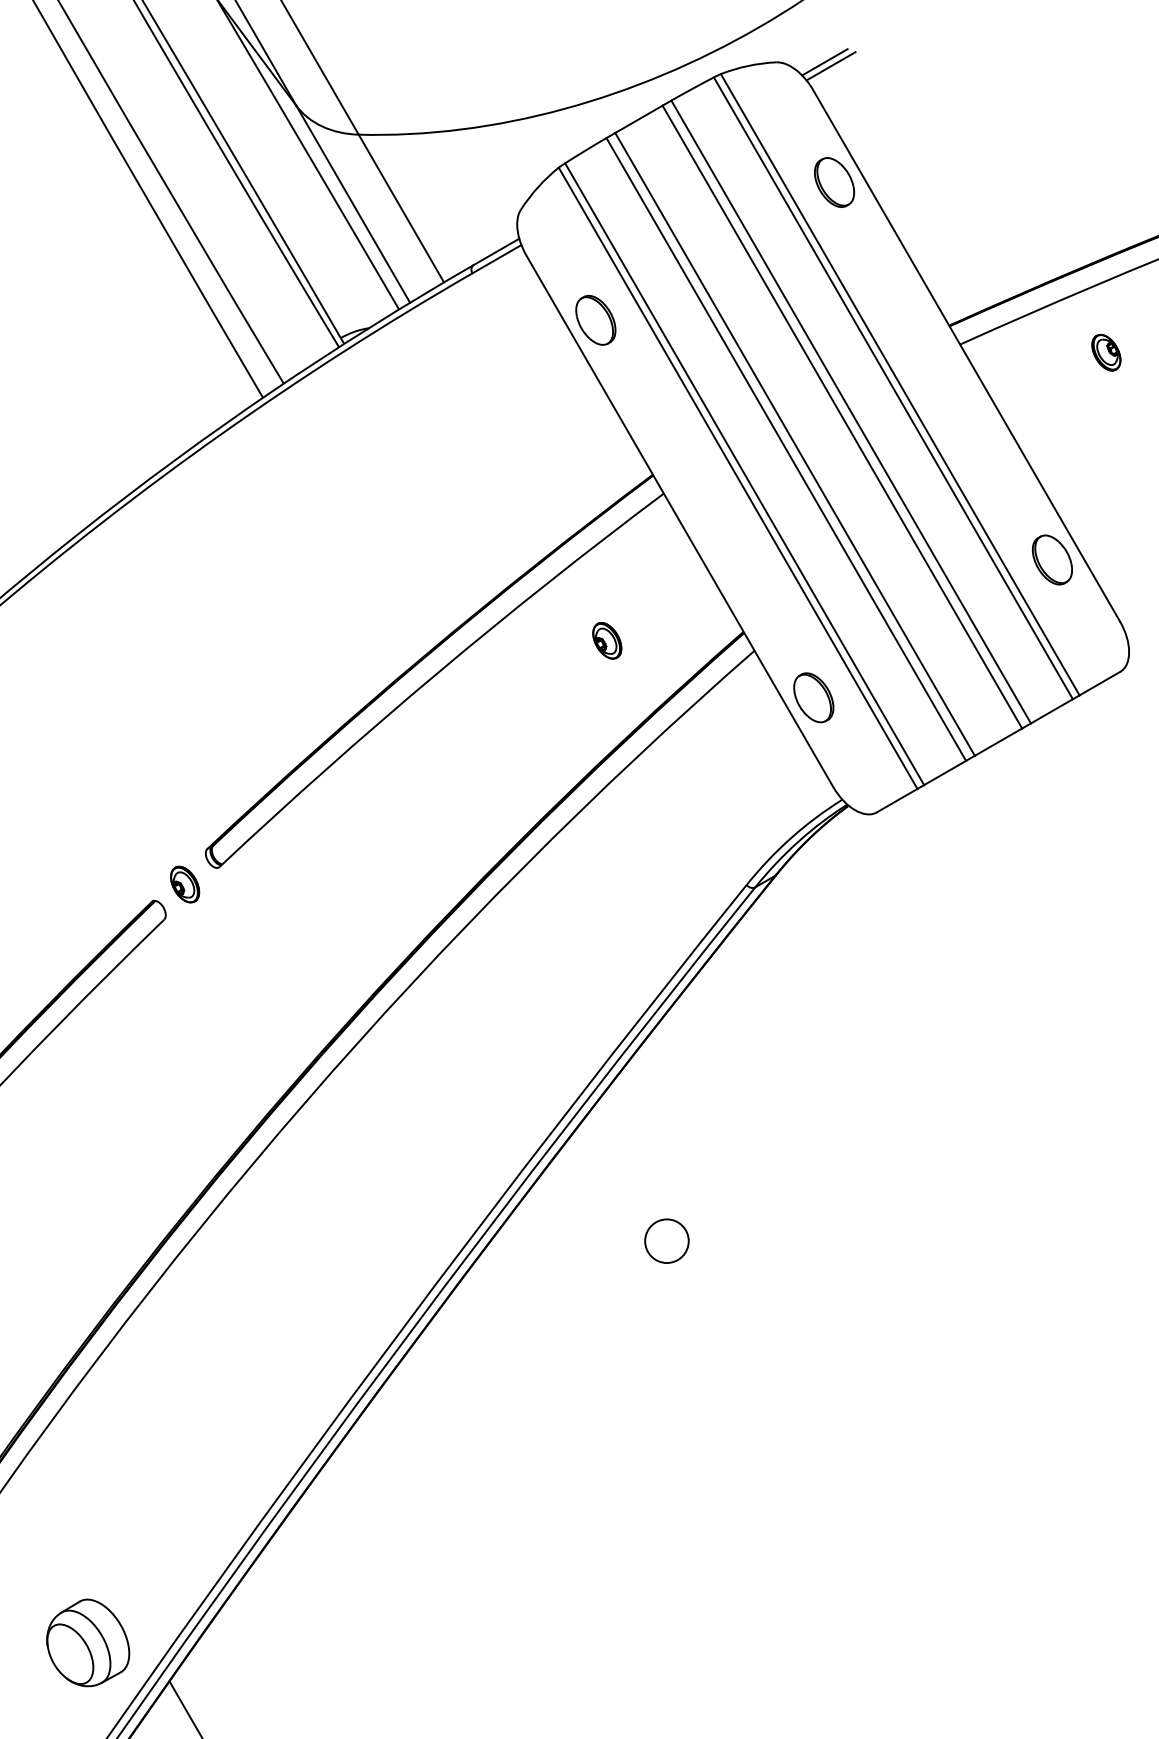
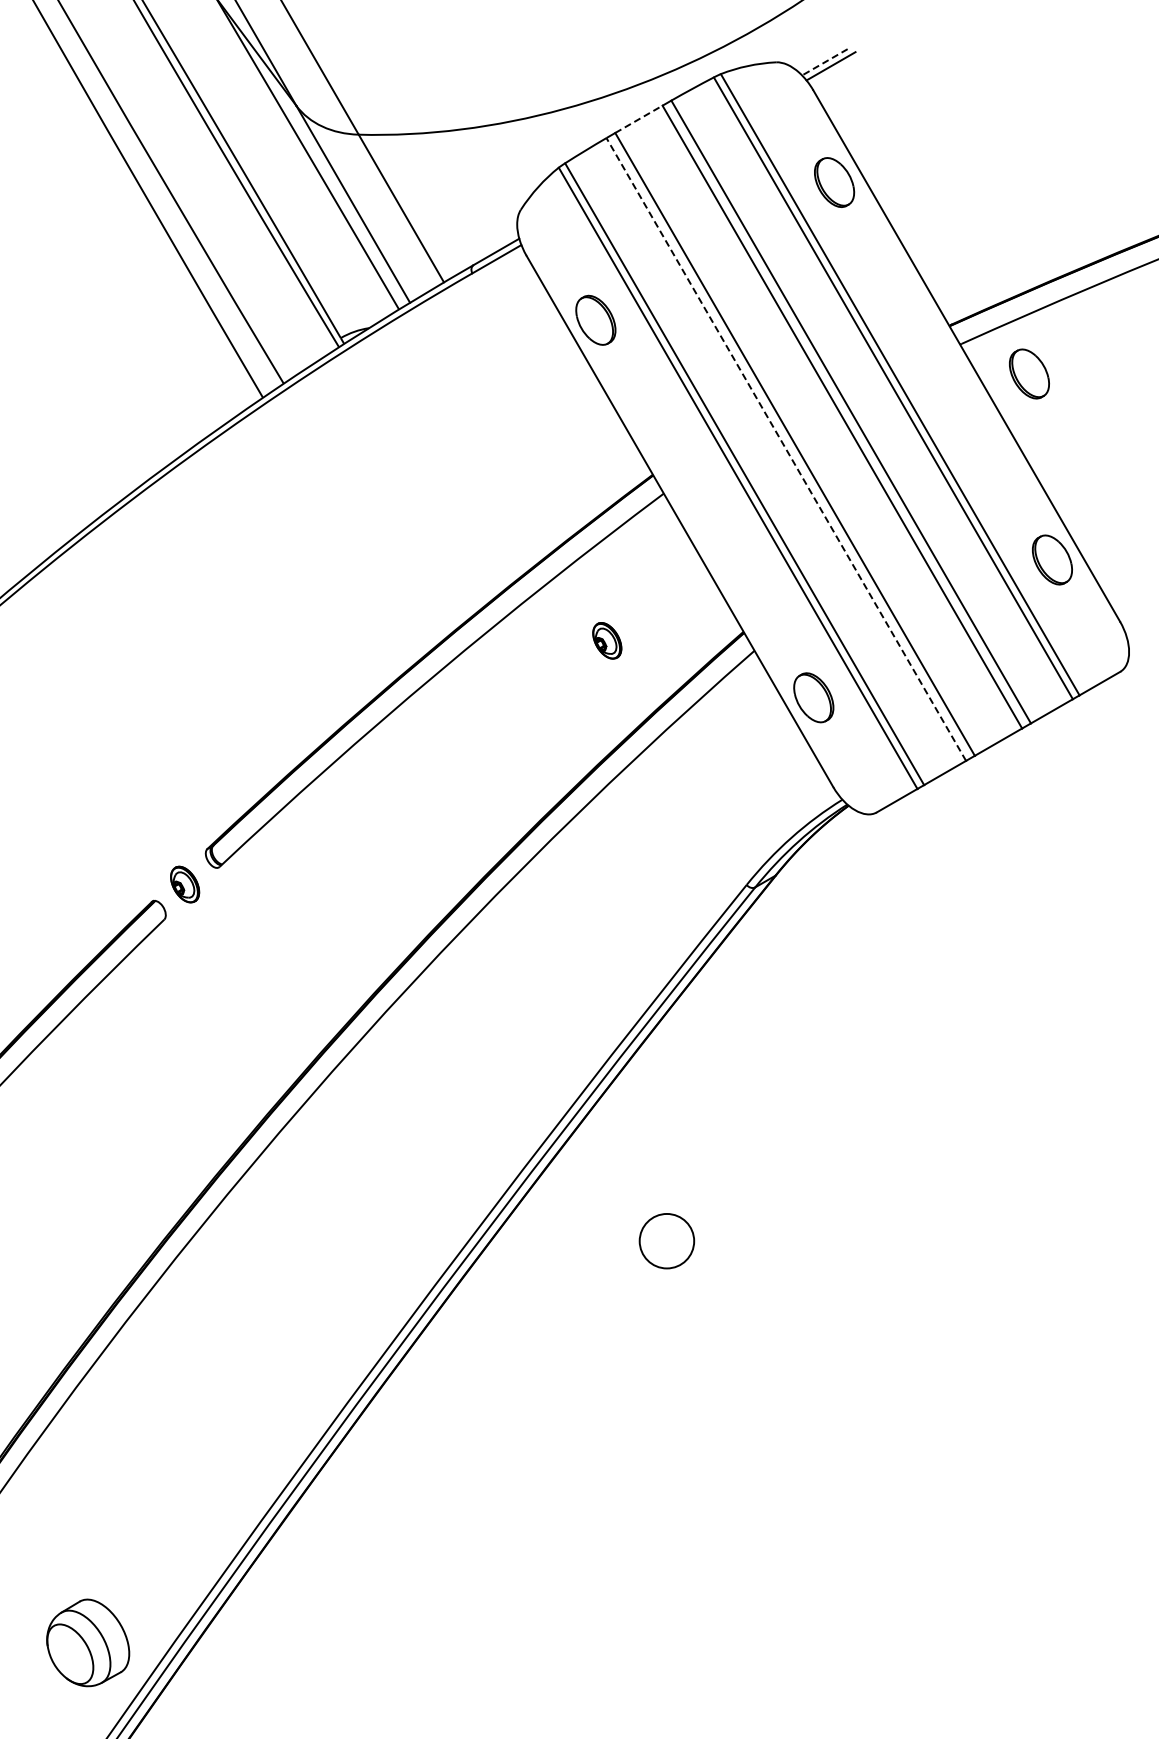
line: solid -> dashed (824, 62)
line: solid -> dashed (639, 119)
part: present -> none (1106, 352)
part: none -> present (1029, 373)
line: solid -> dashed (786, 449)
circle diameter: 44 px -> 54 px (666, 1240)
line: present -> none (185, 1708)
